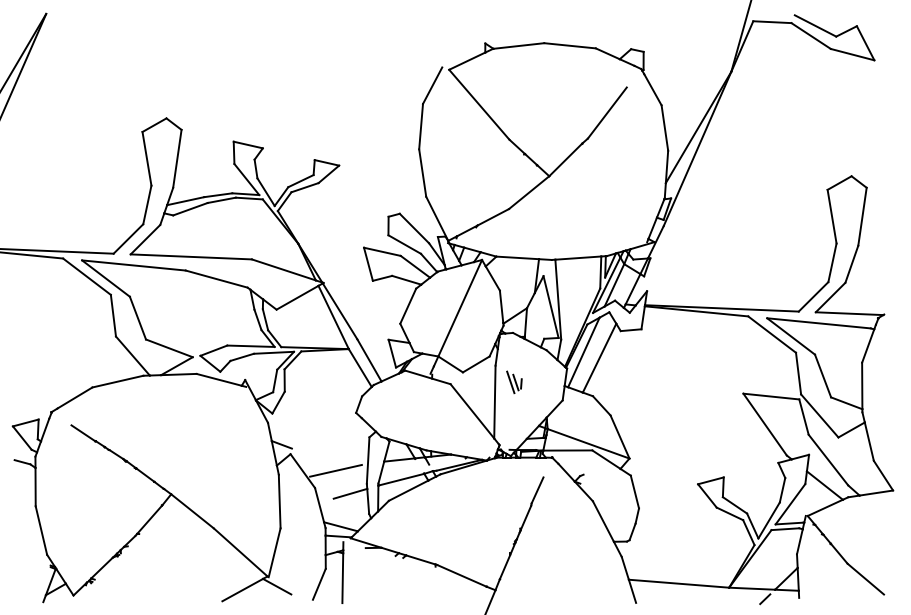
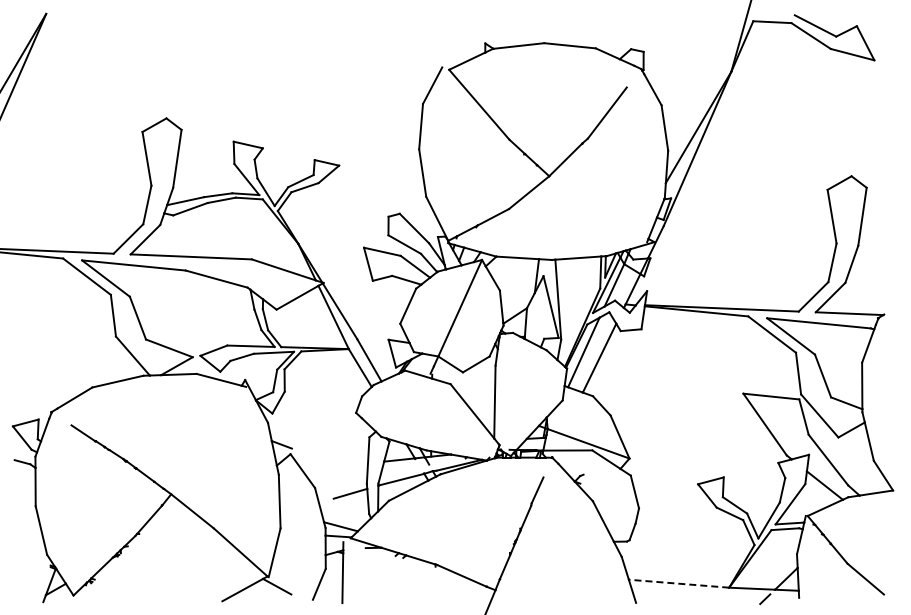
part: present -> none (514, 382)
line: present -> none (335, 470)
line: solid -> dashed (678, 583)
